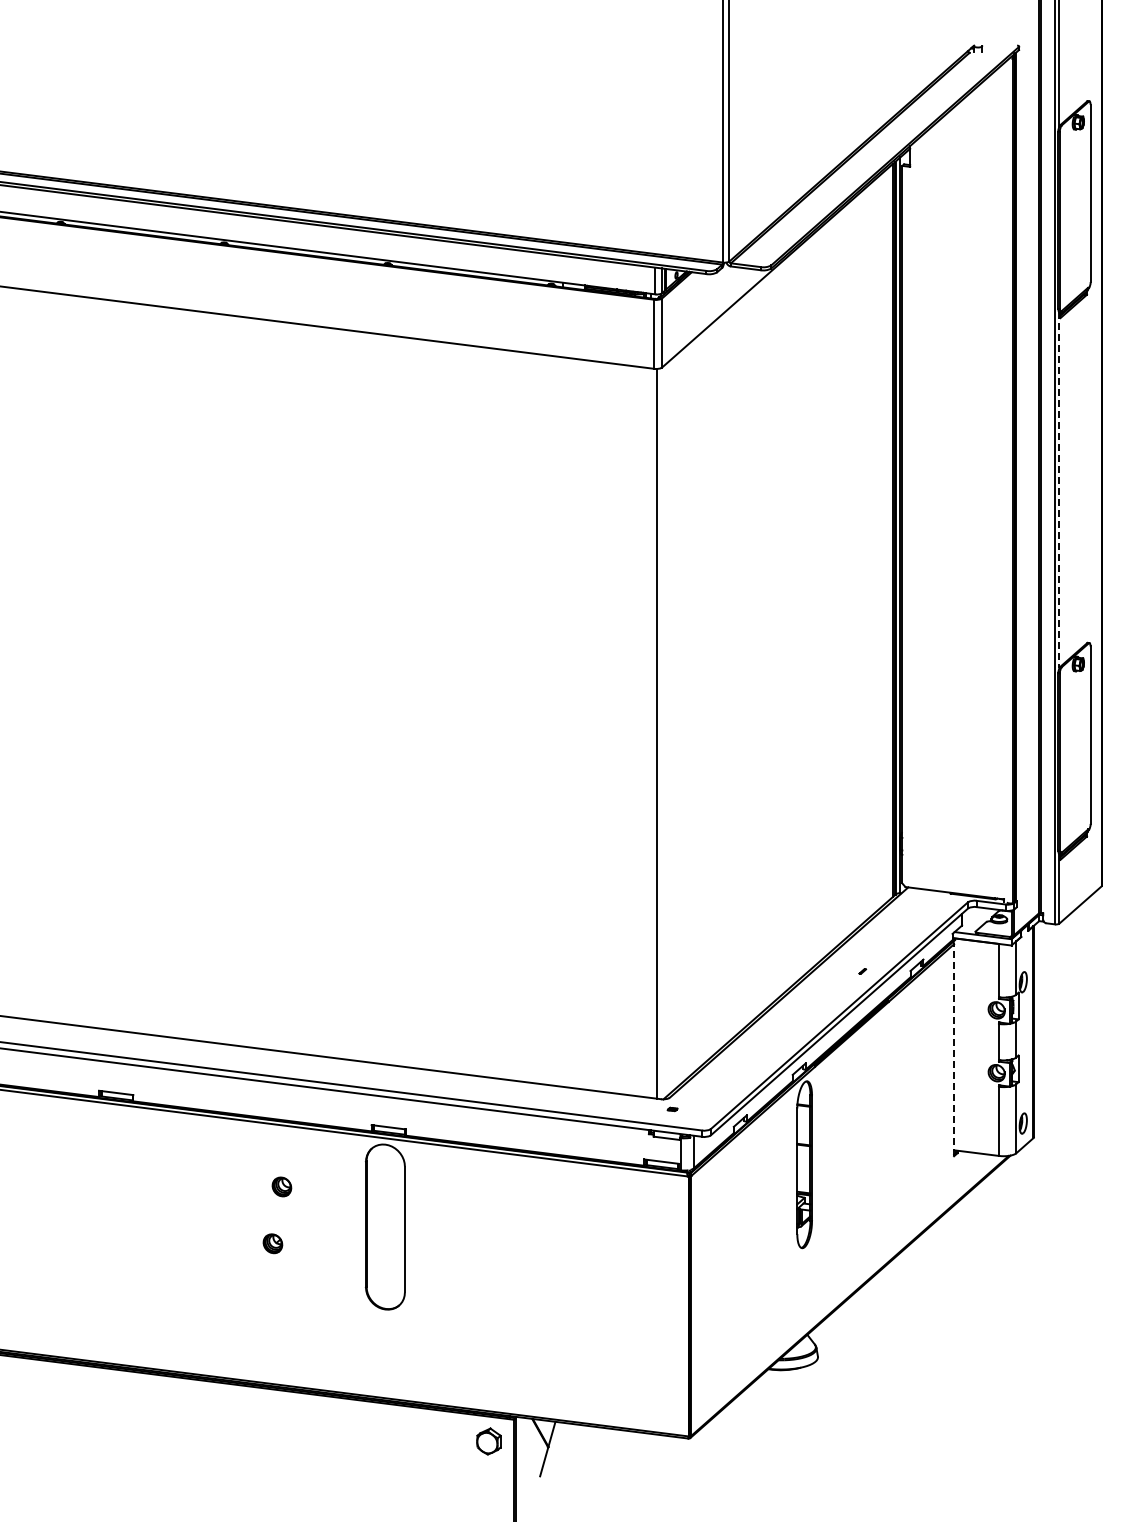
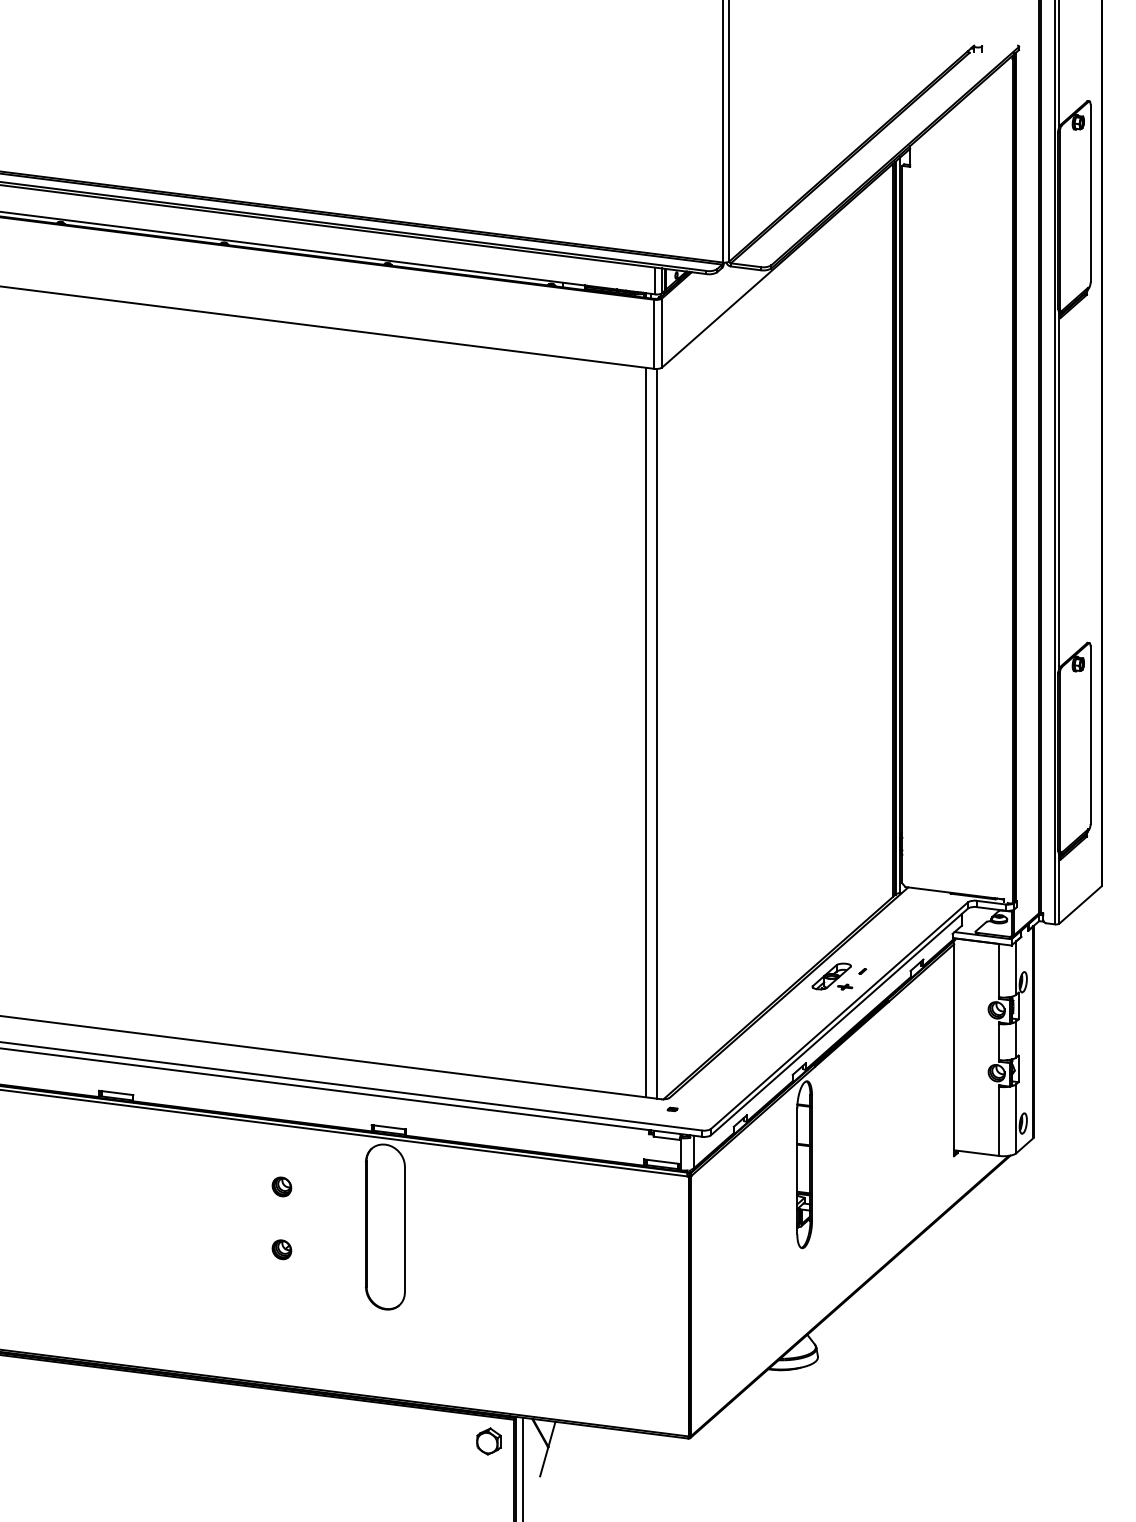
line: dashed -> solid (1059, 490)
line: none -> present (645, 732)
part: none -> present (832, 976)
line: dashed -> solid (954, 1050)
part position: (272, 1243) -> (281, 1249) (281, 1249)
line: none -> present (523, 1467)
